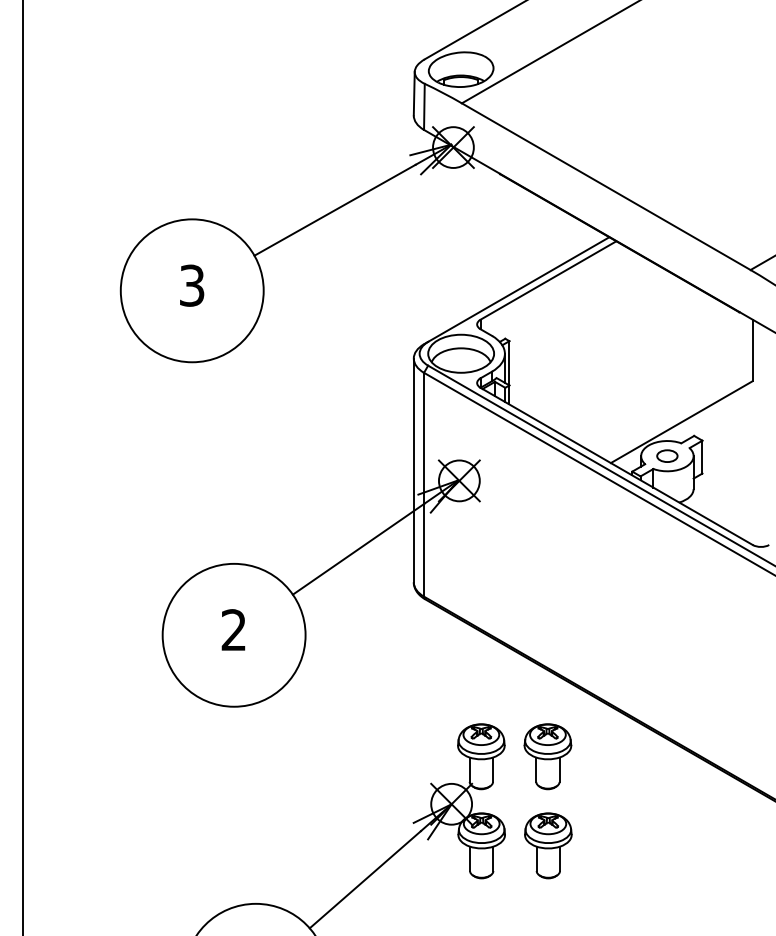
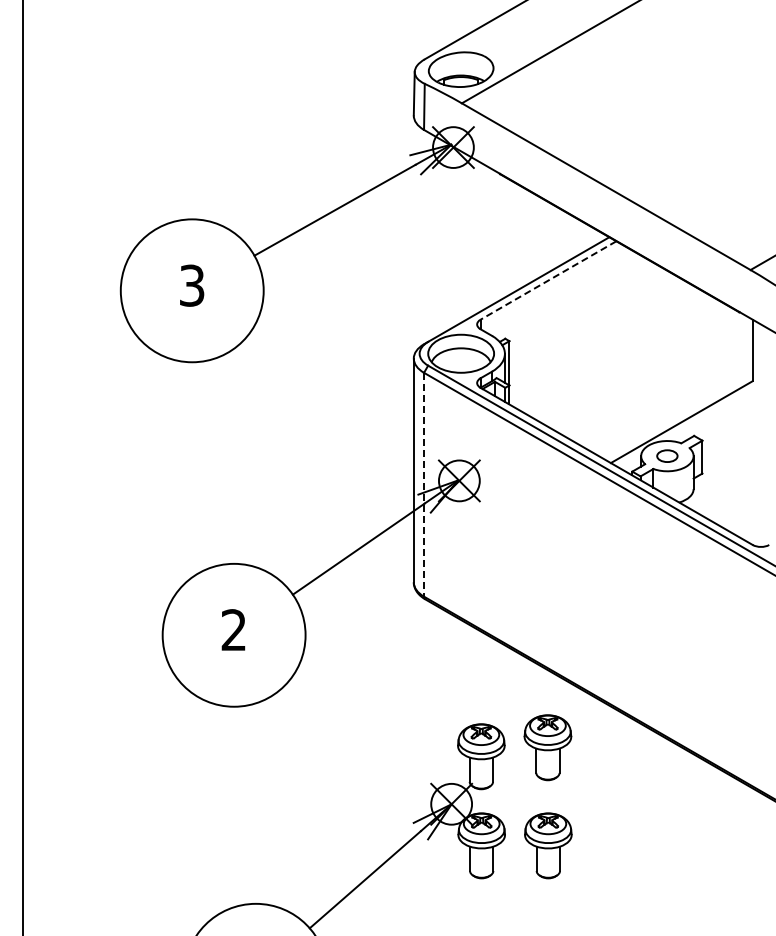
line: solid -> dashed (548, 280)
line: solid -> dashed (424, 484)
part position: (547, 756) -> (547, 747) (547, 747)
